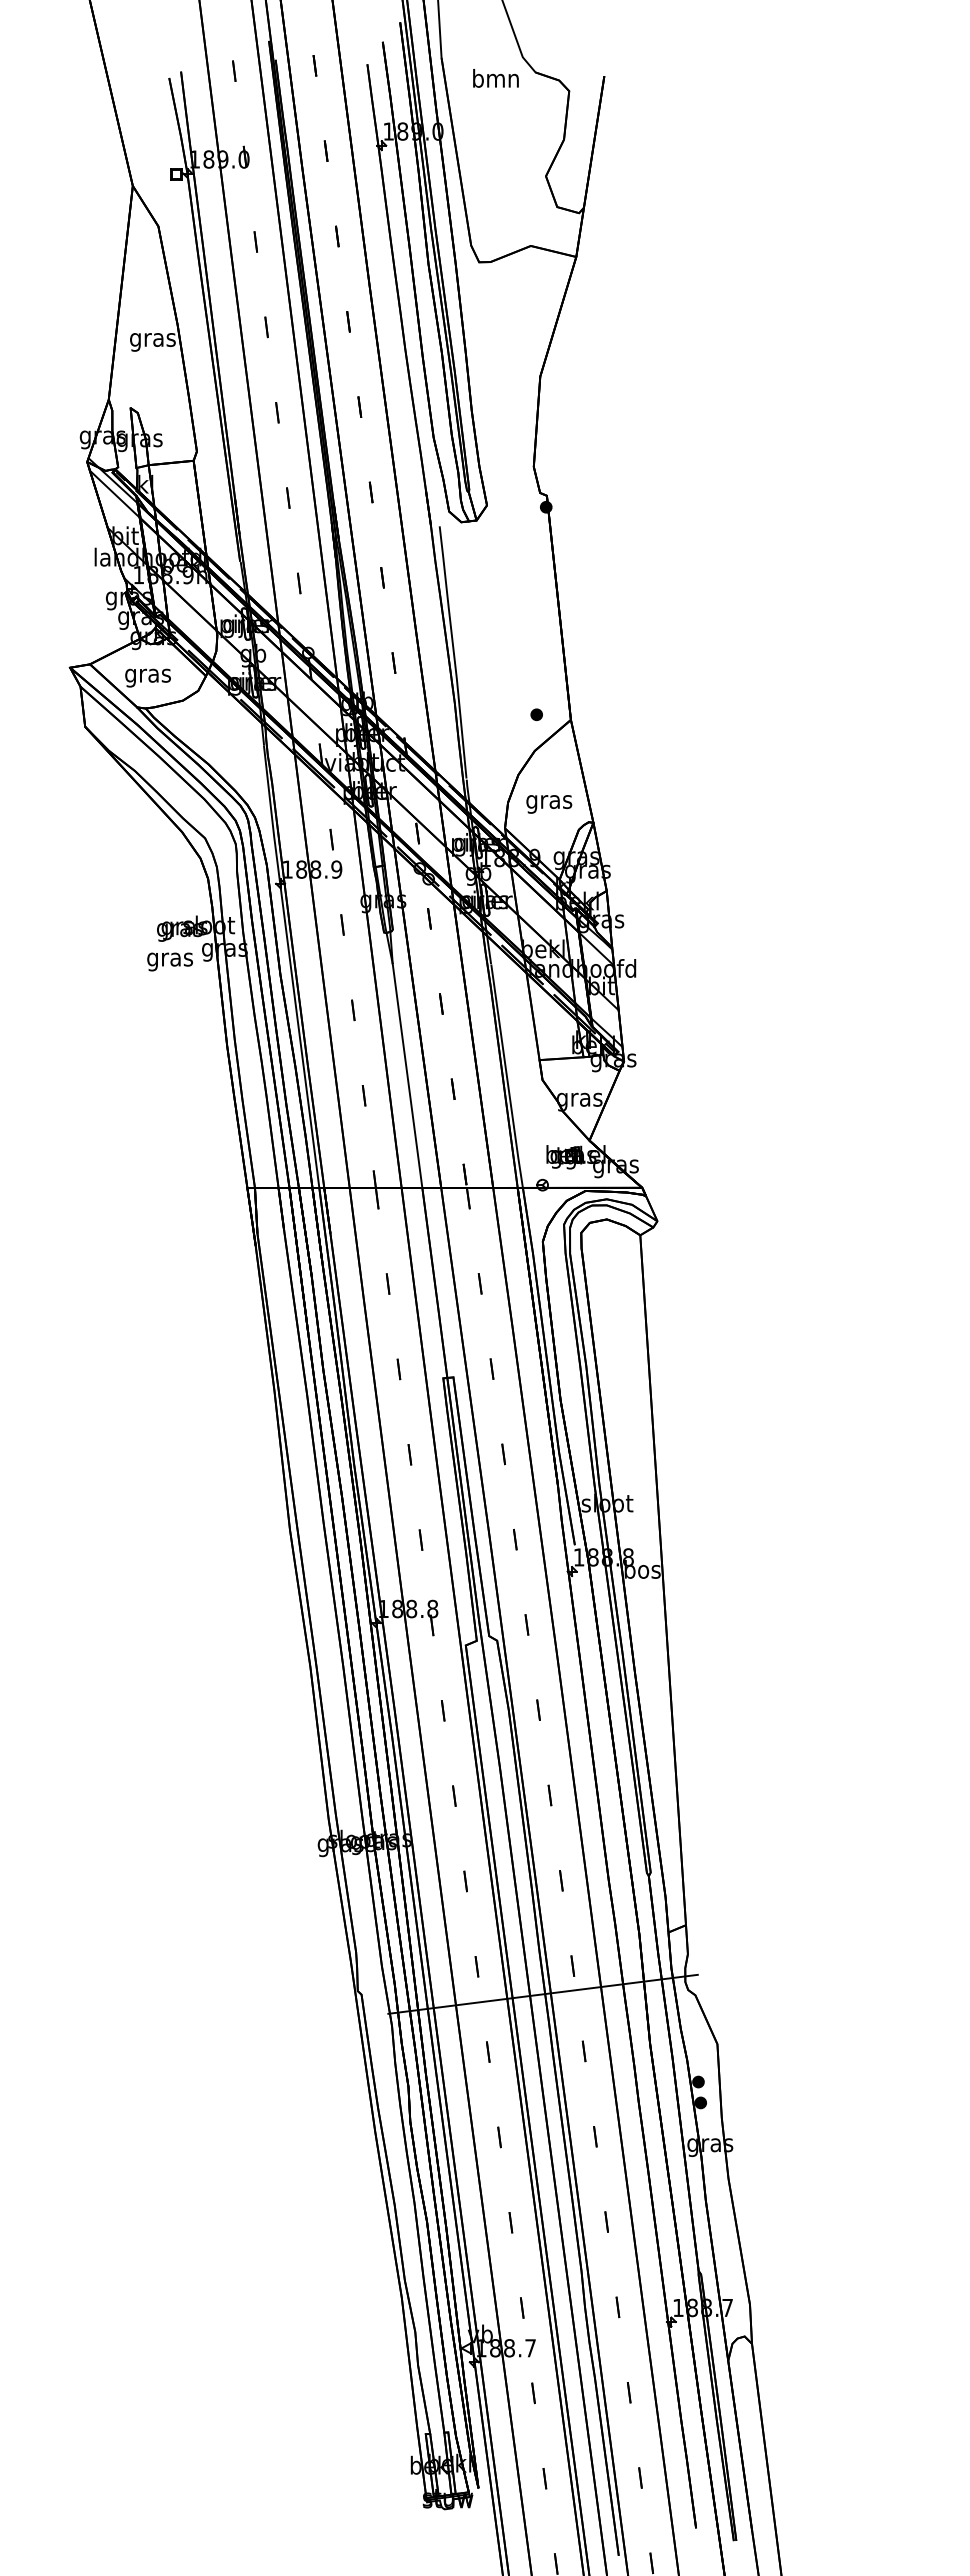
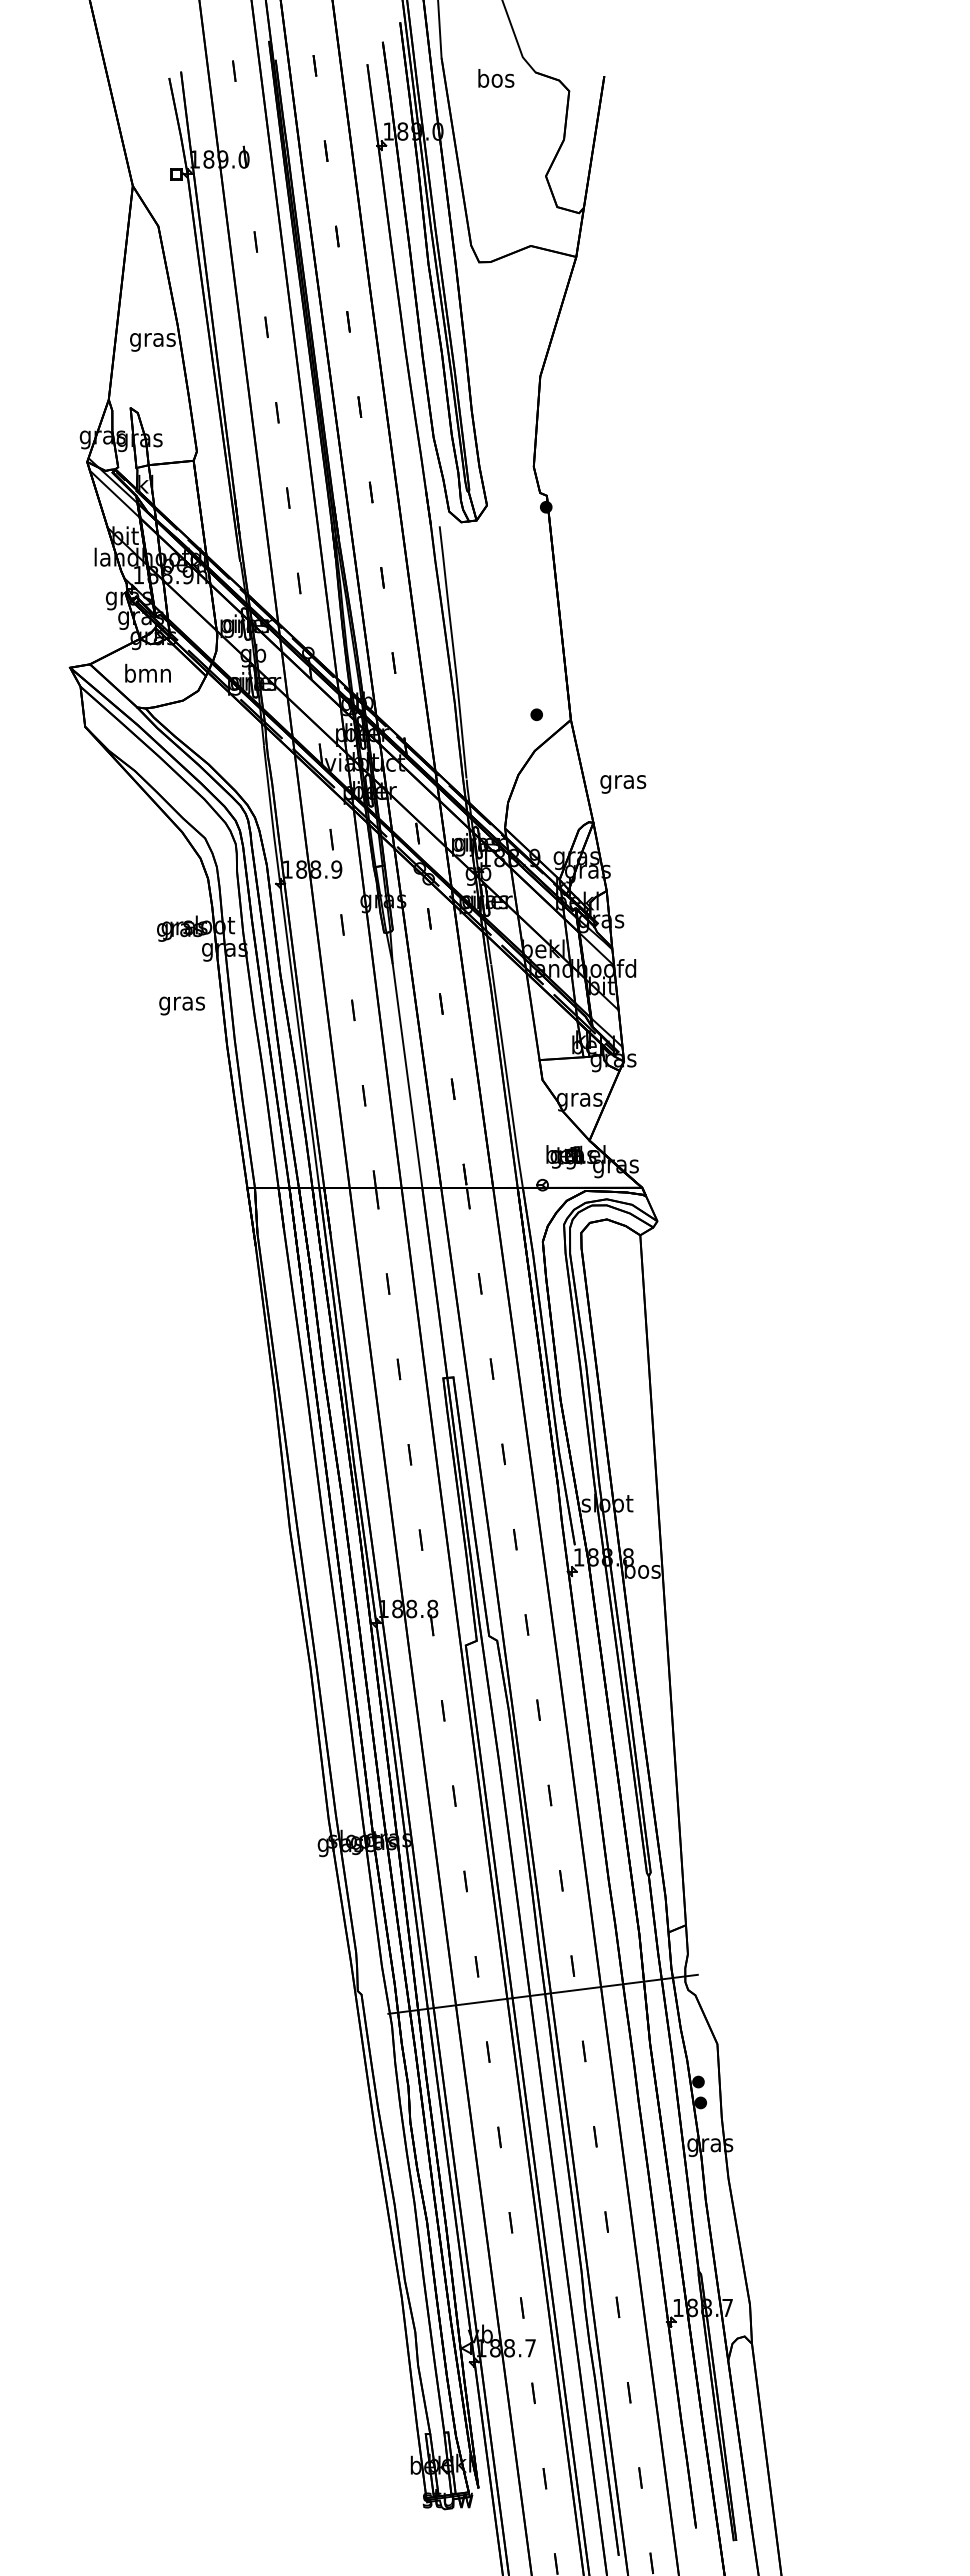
text: bmn -> bos (495, 78)
text: gras -> bmn (147, 675)
text position: (549, 804) -> (623, 784) (623, 784)
text position: (169, 961) -> (181, 1005) (181, 1005)
